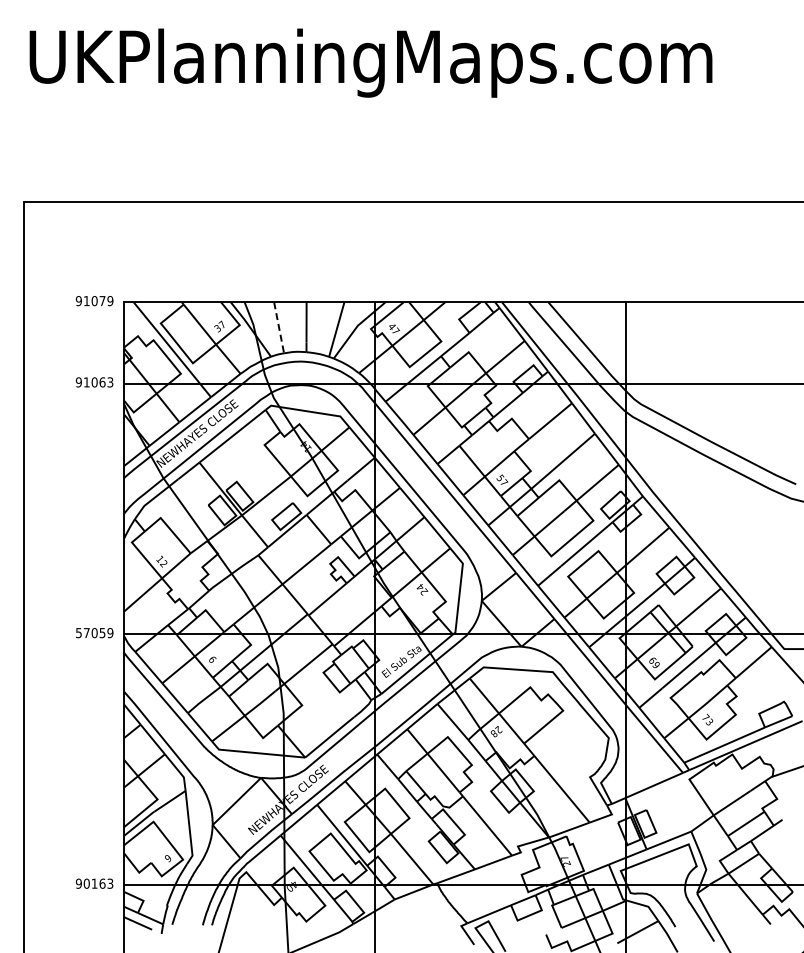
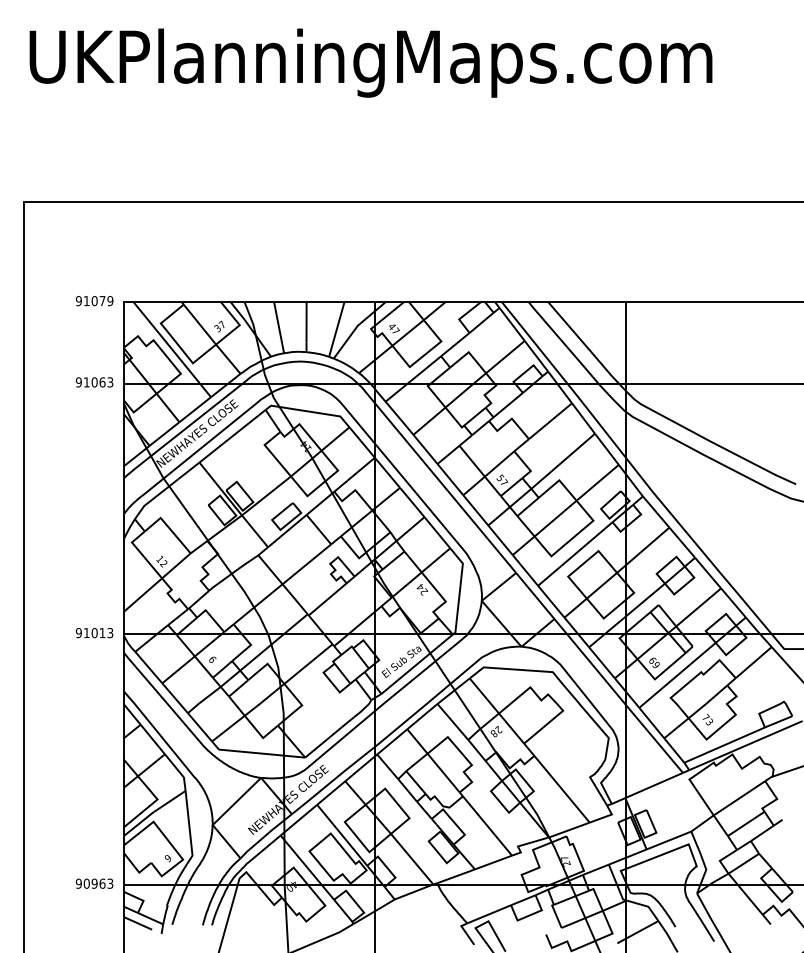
line: dashed -> solid (279, 327)
text: 57059 -> 91013 (94, 633)
text: 90163 -> 90963 (94, 883)
